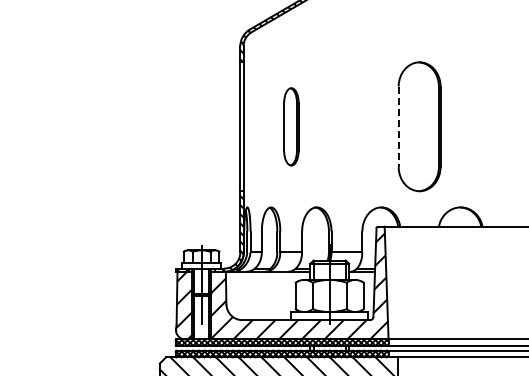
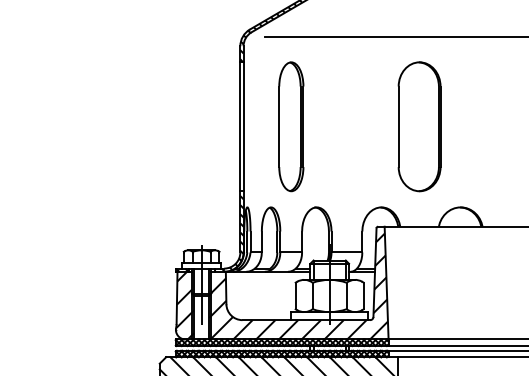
line: none -> present (395, 36)
part size: 17x80 px -> 27x132 px (291, 126)
line: dashed -> solid (398, 127)
